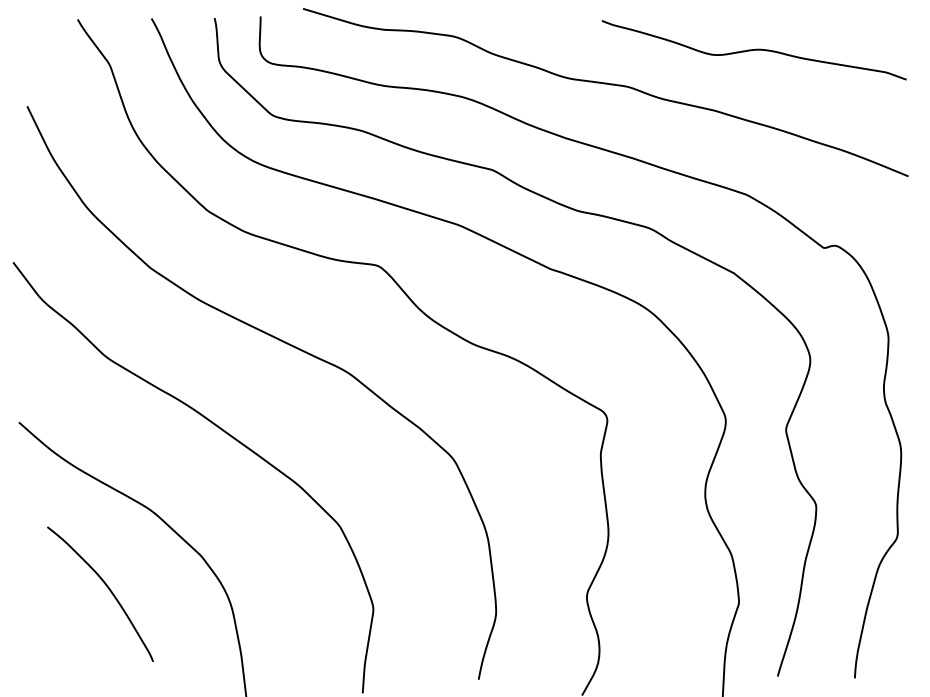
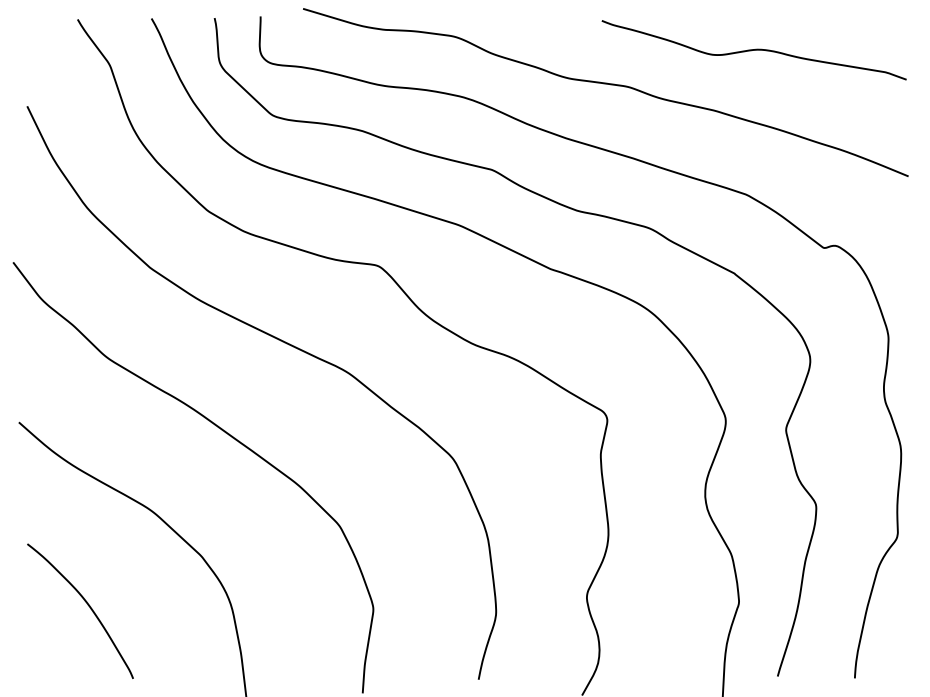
curve position: (107, 588) -> (87, 605) (87, 605)
